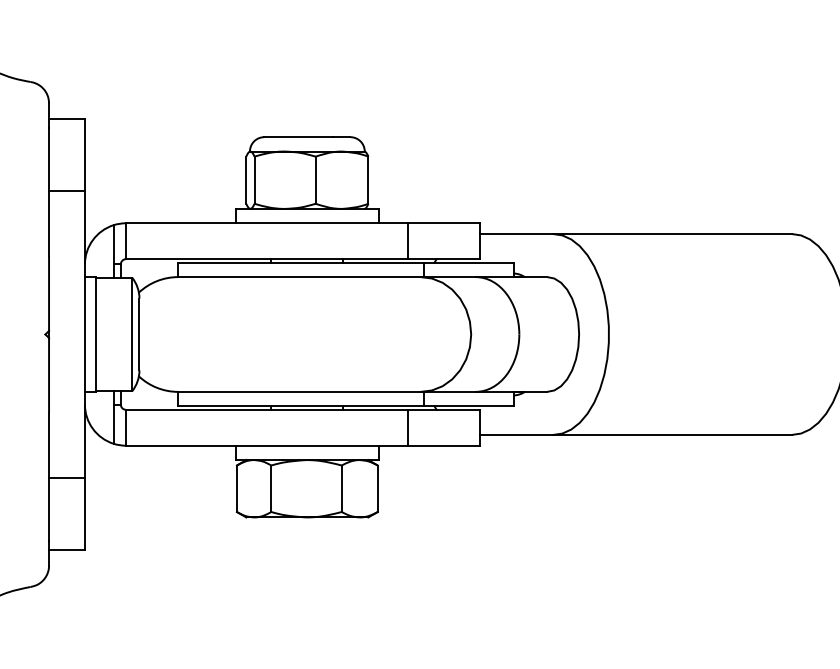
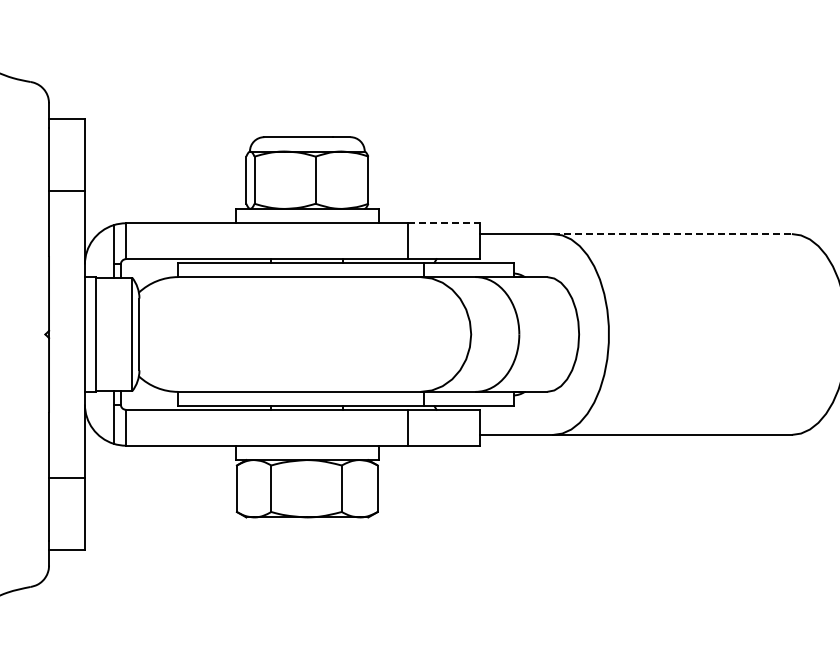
line: solid -> dashed (443, 223)
line: solid -> dashed (673, 234)
